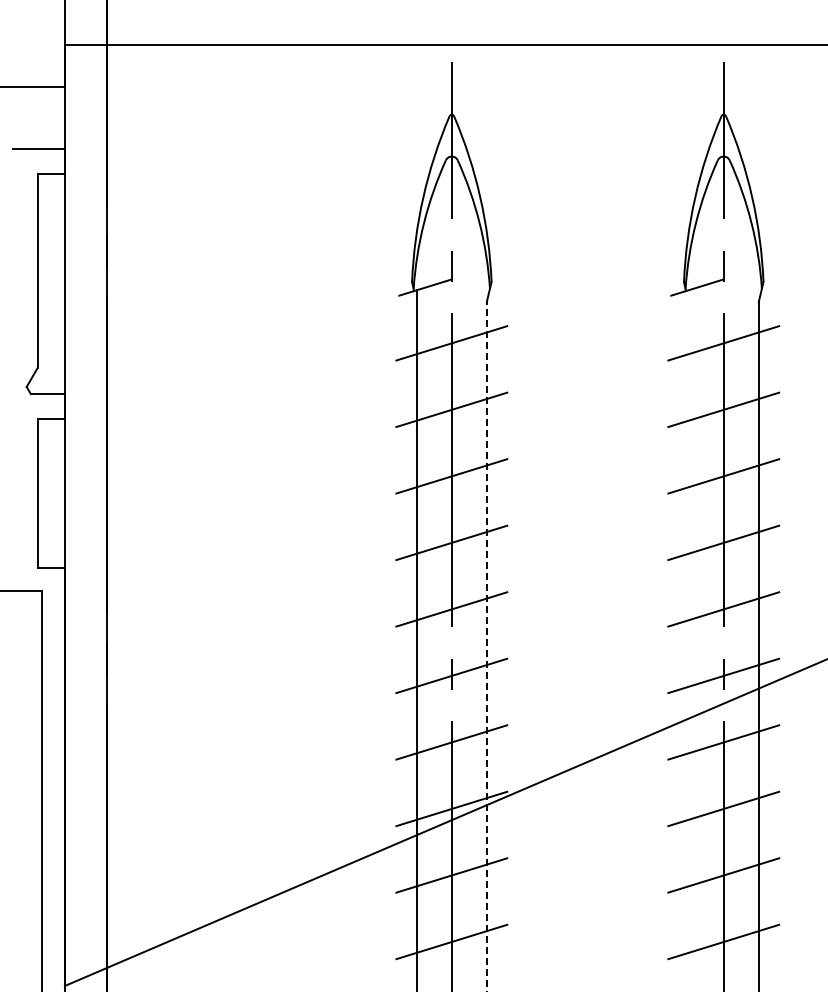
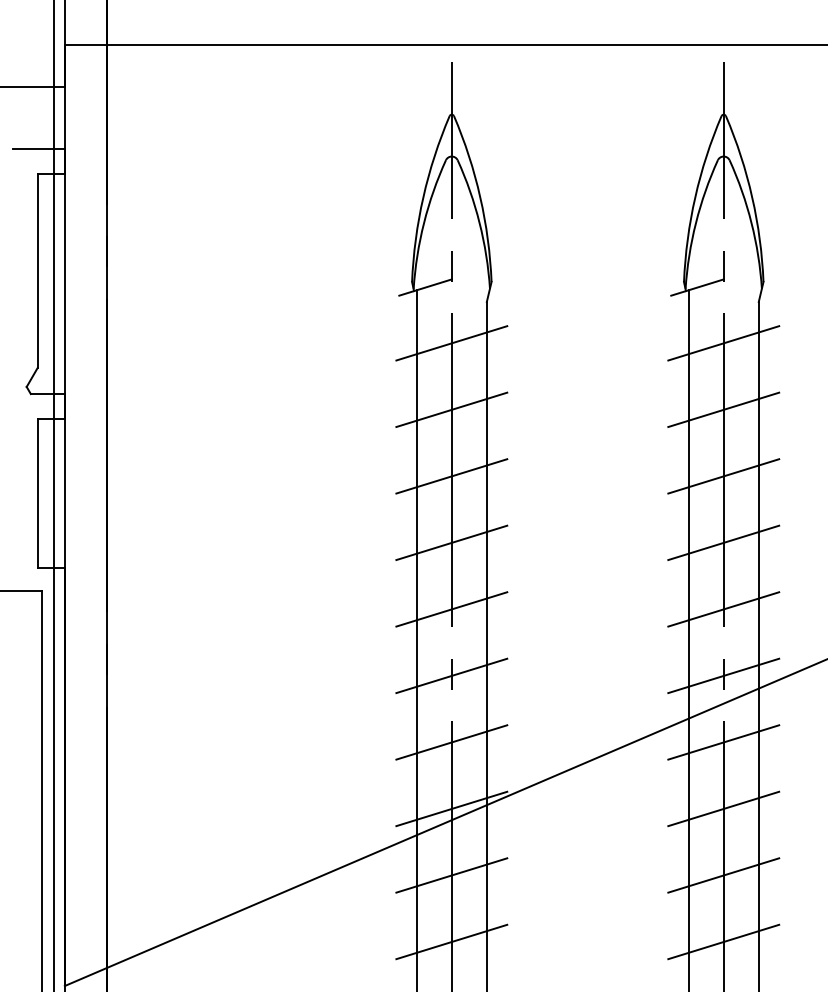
line: none -> present (54, 495)
line: none -> present (688, 639)
line: dashed -> solid (486, 646)
